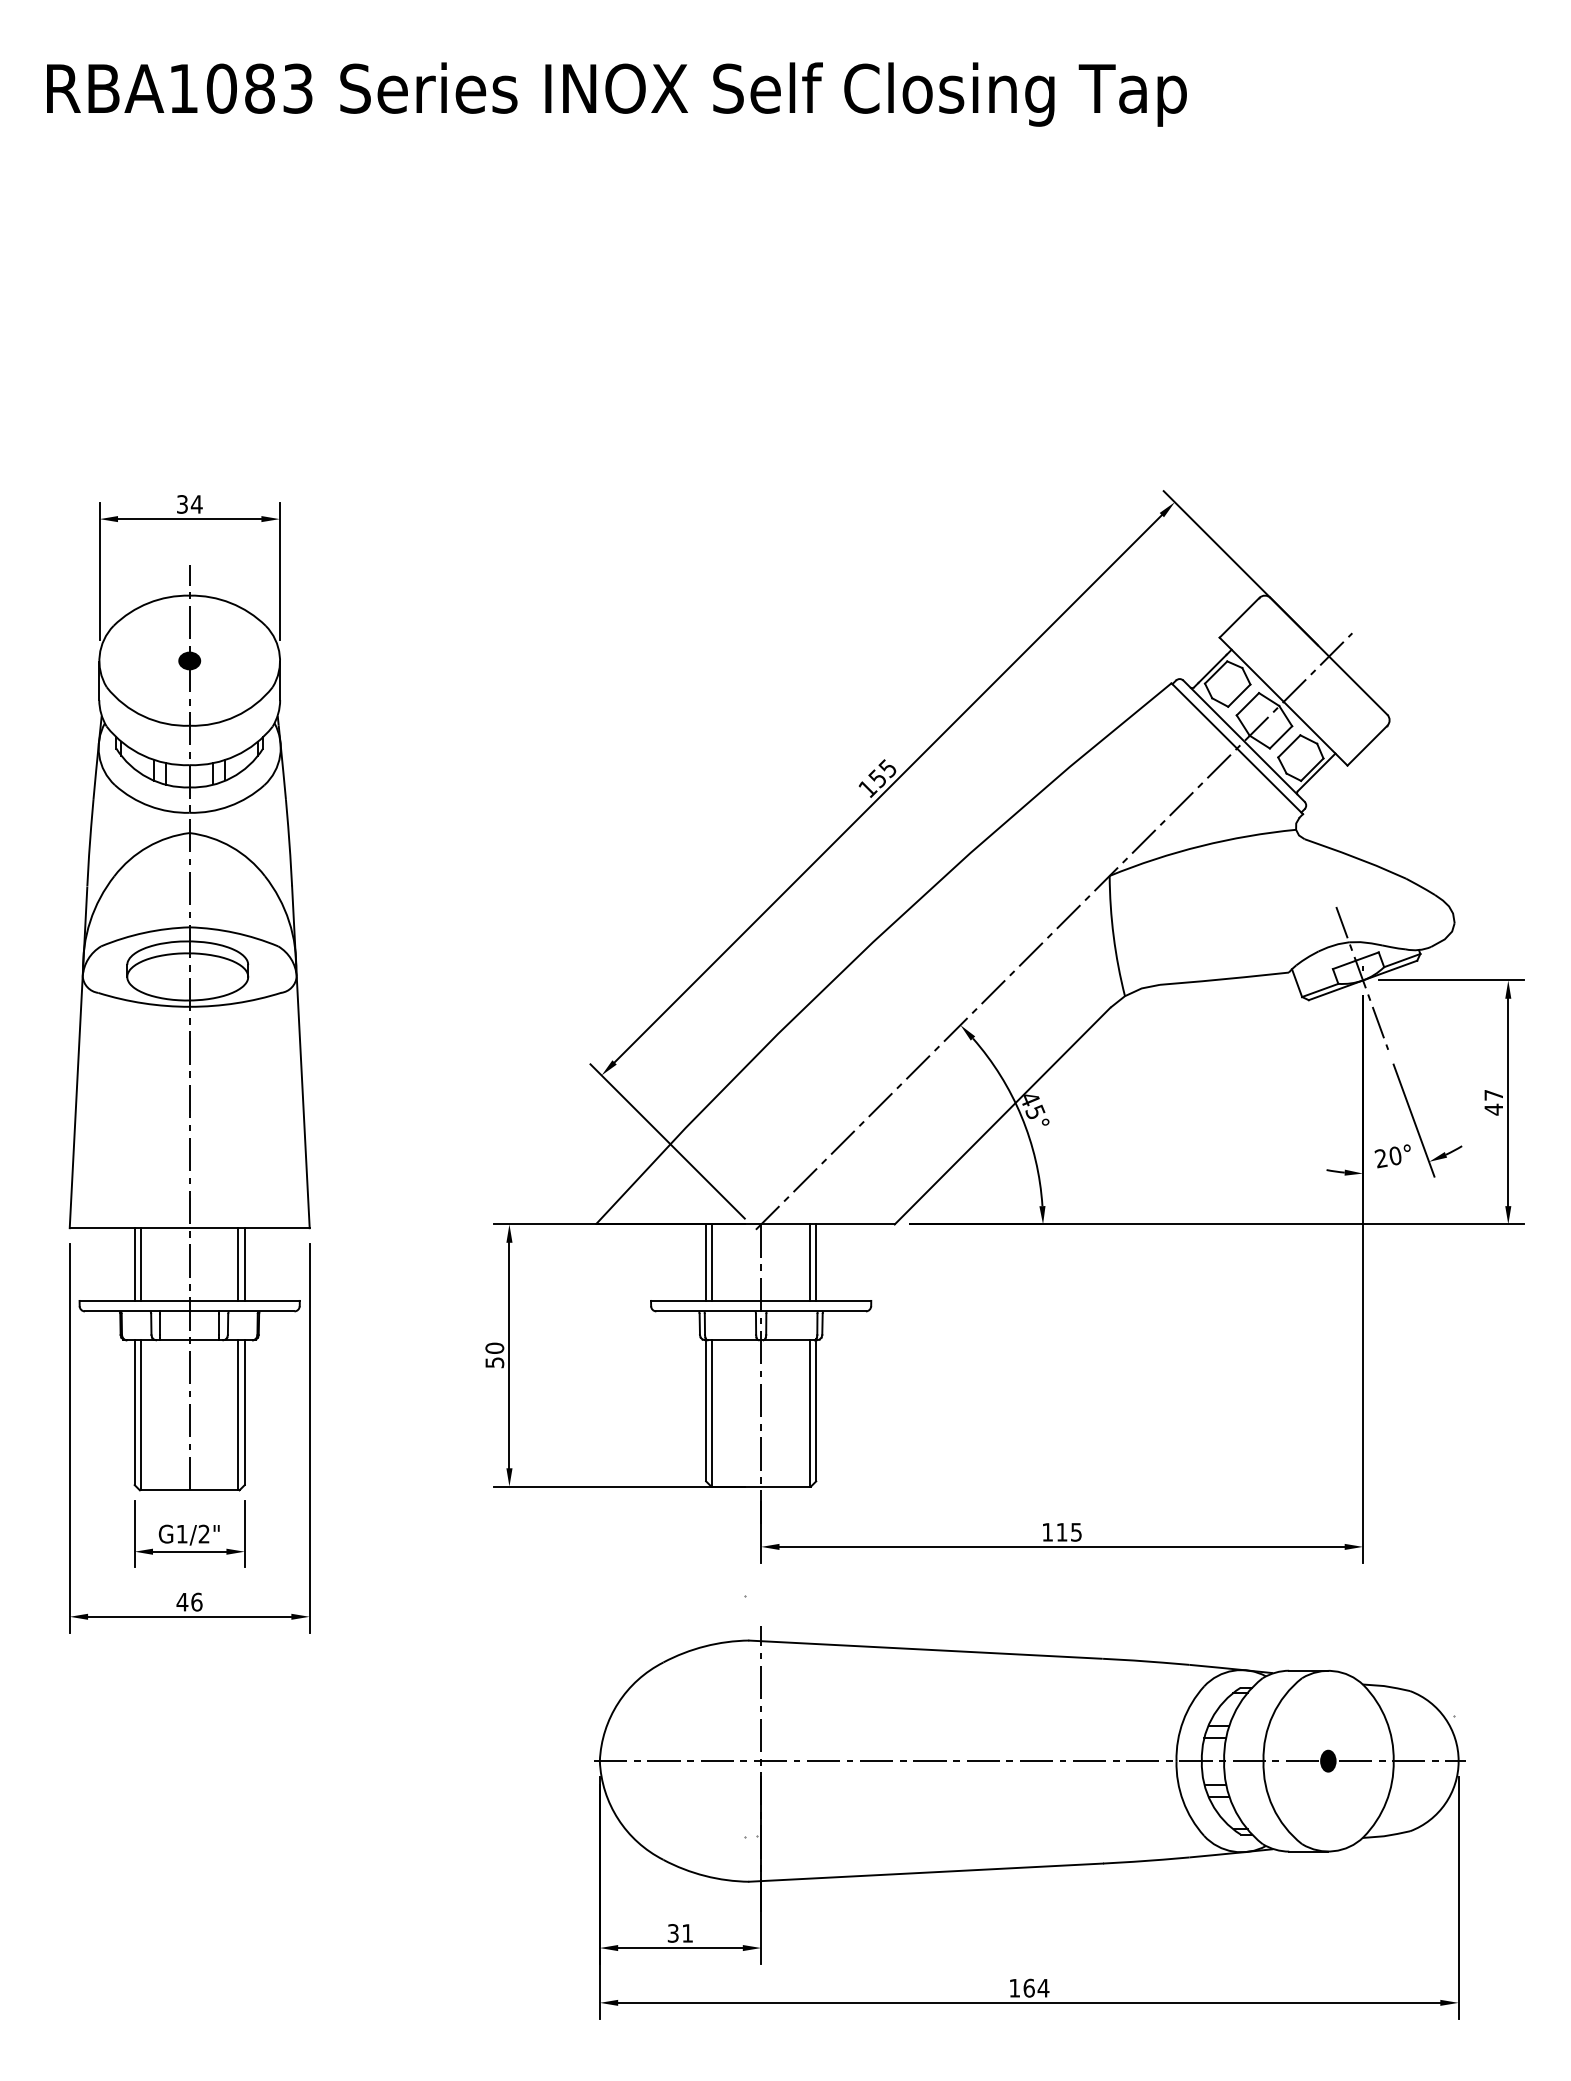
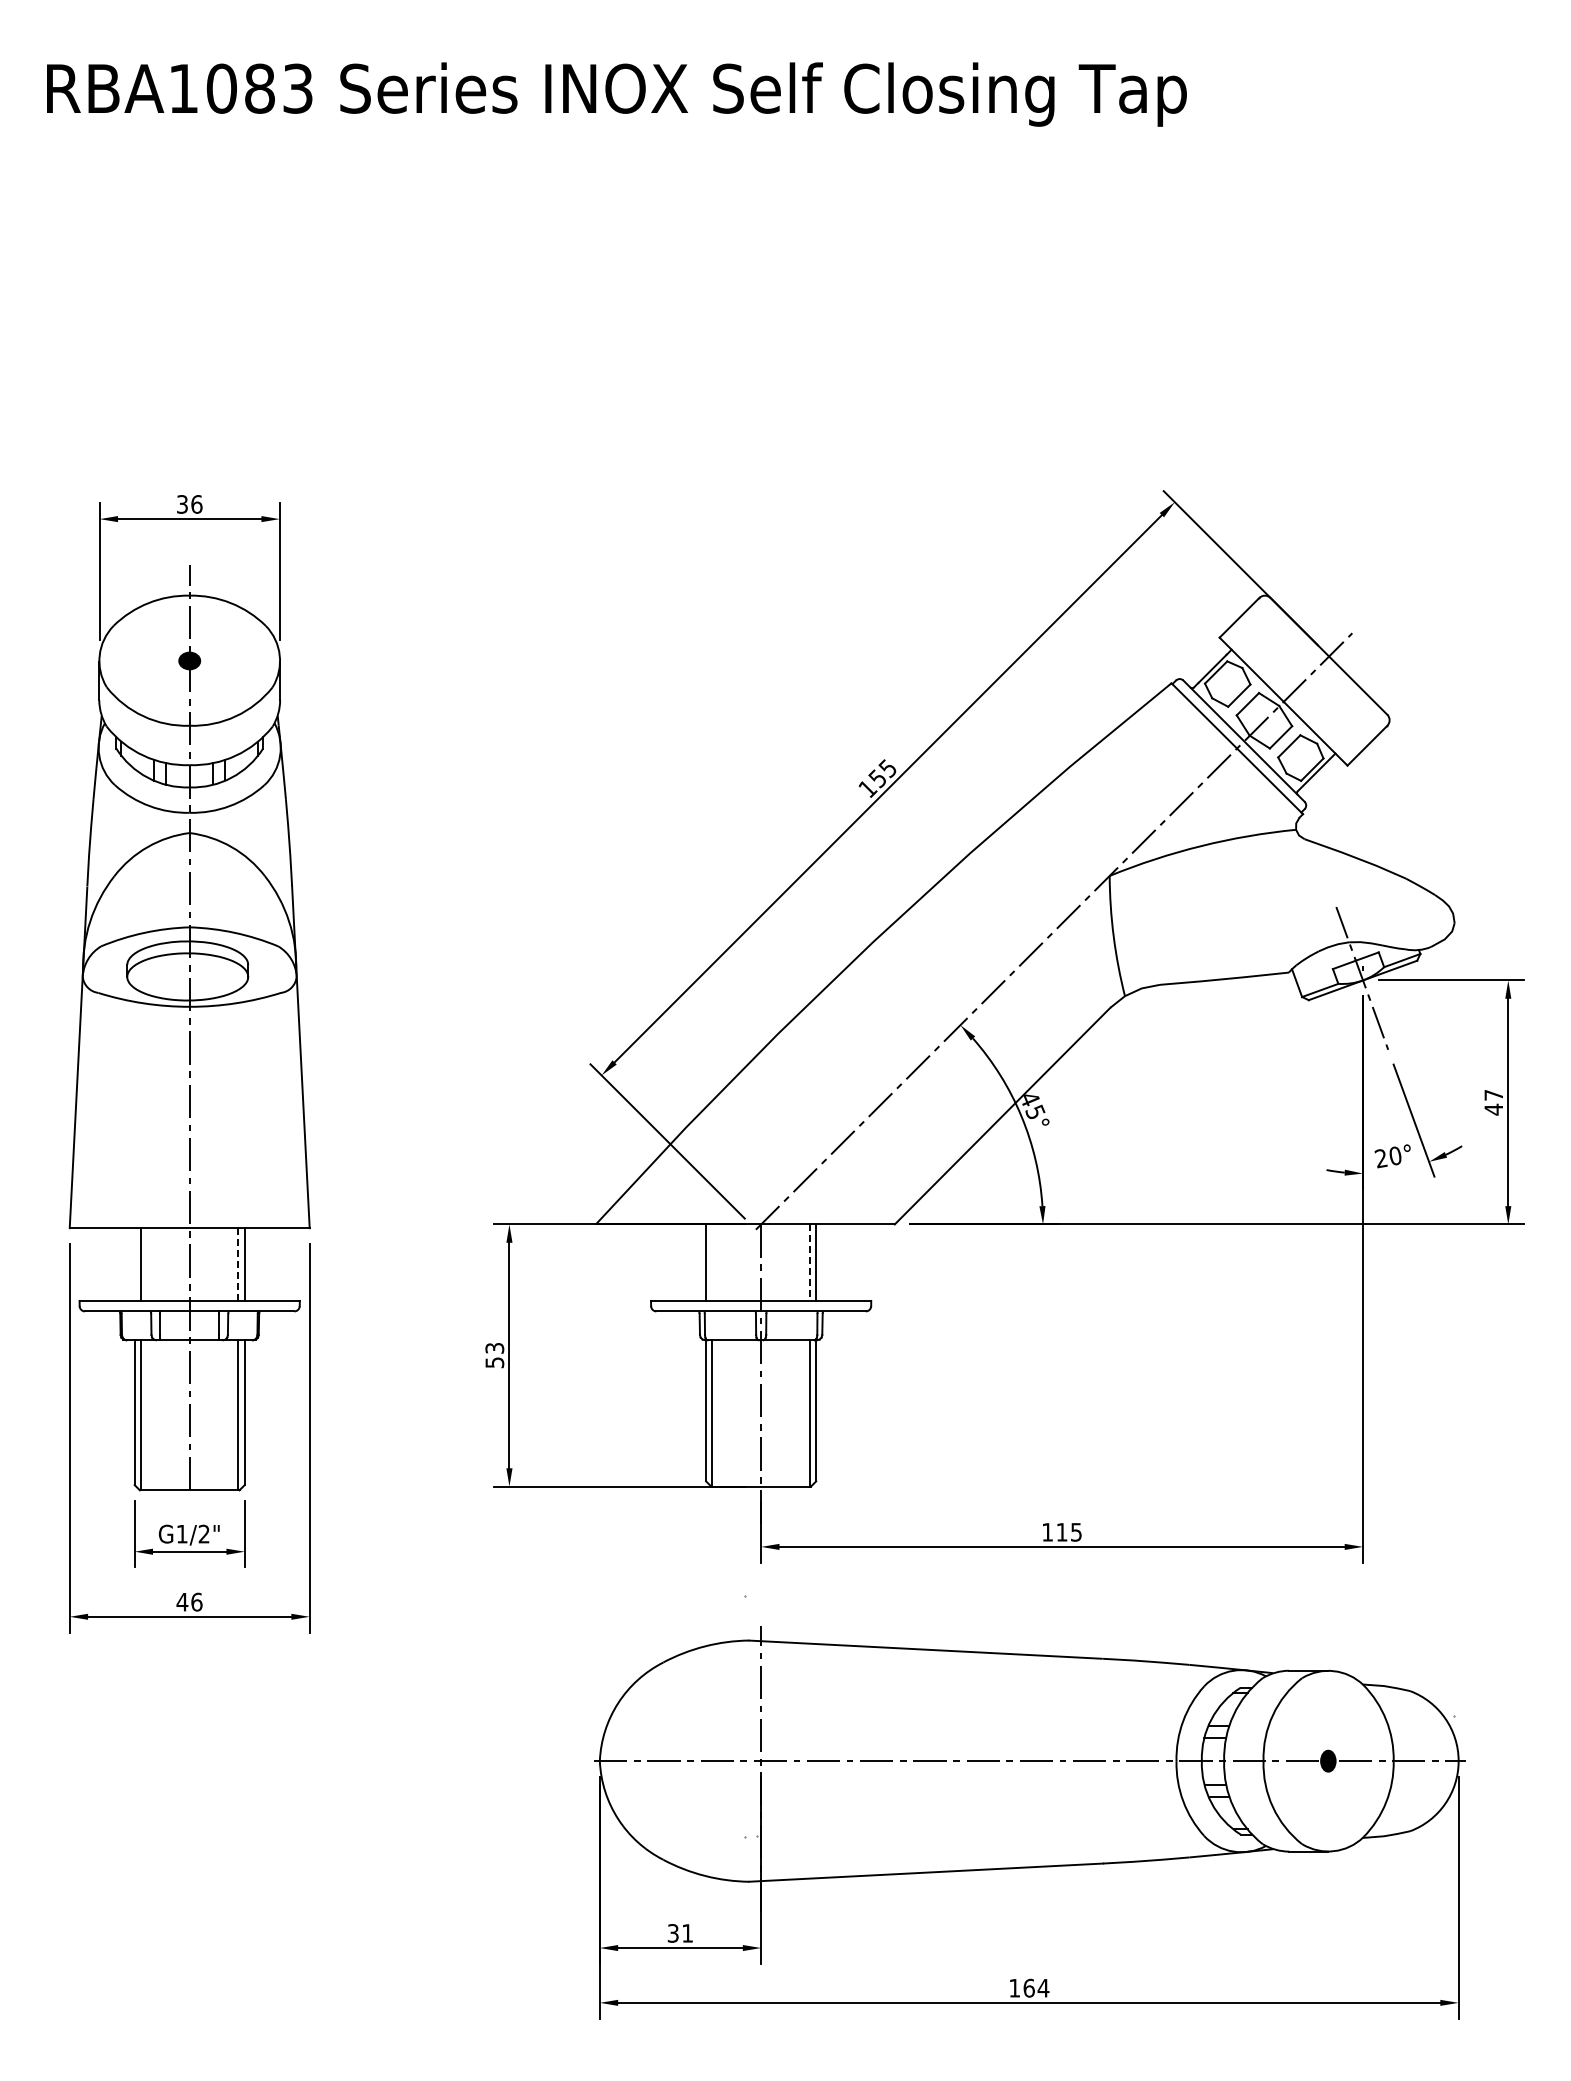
text: 34 -> 36 (196, 504)
line: present -> none (712, 1262)
line: solid -> dashed (809, 1263)
line: present -> none (134, 1264)
line: solid -> dashed (238, 1265)
text: 50 -> 53 (494, 1347)
